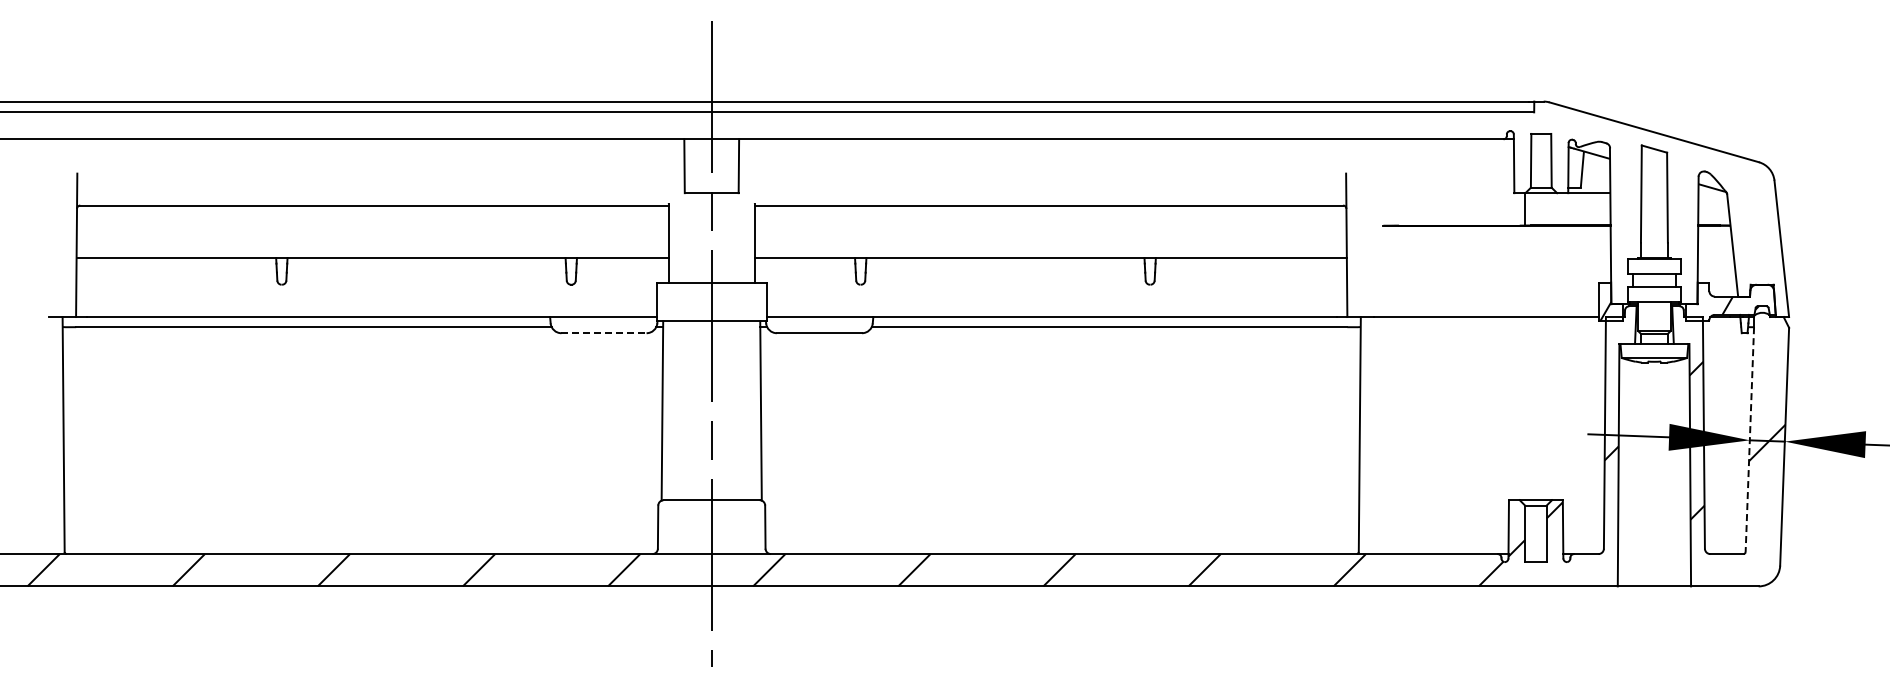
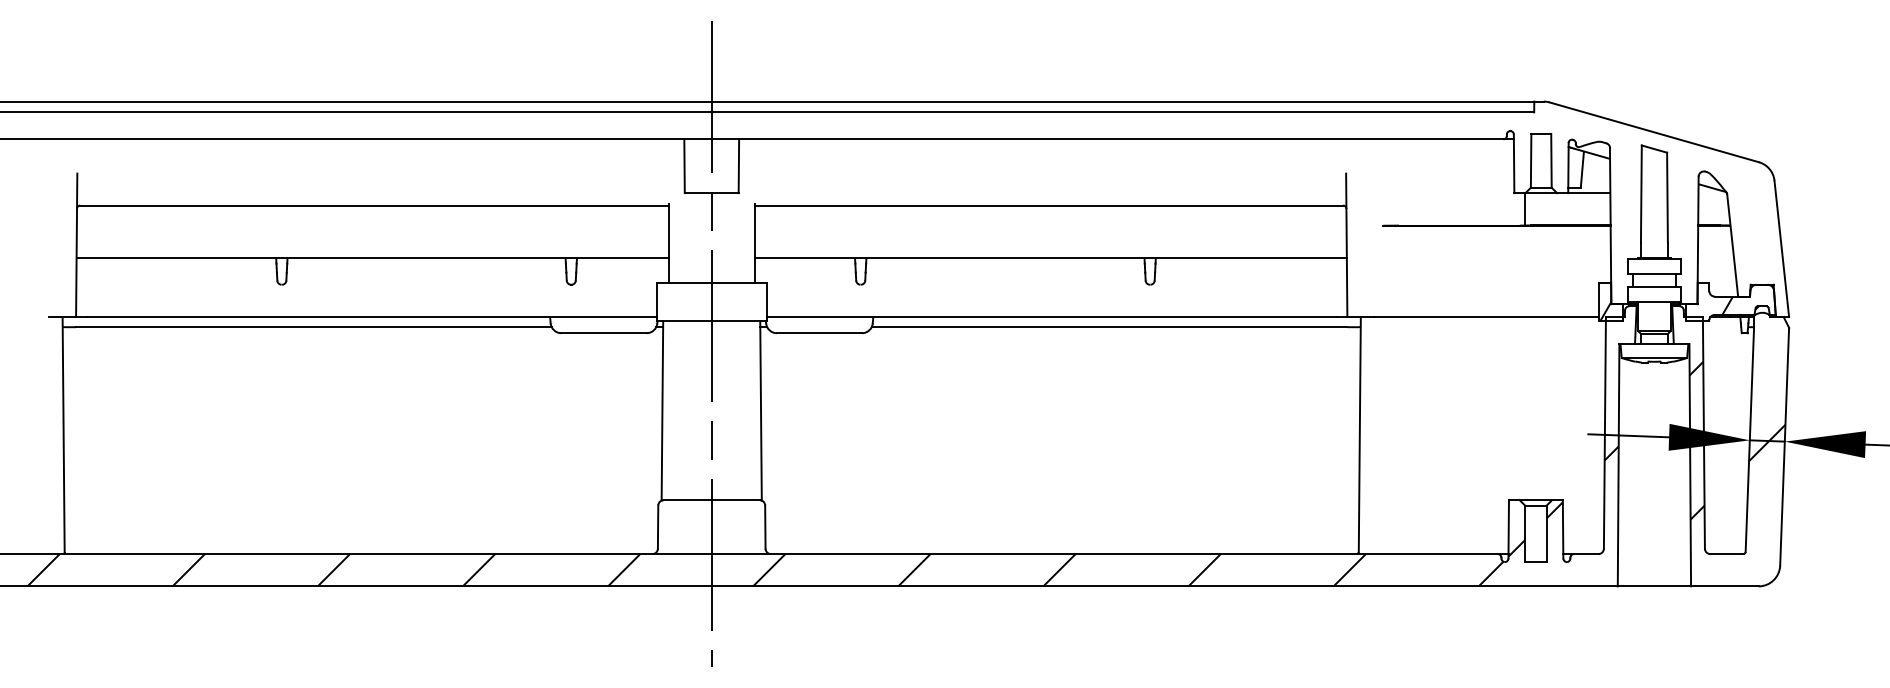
line: dashed -> solid (603, 333)
line: dashed -> solid (1749, 440)
